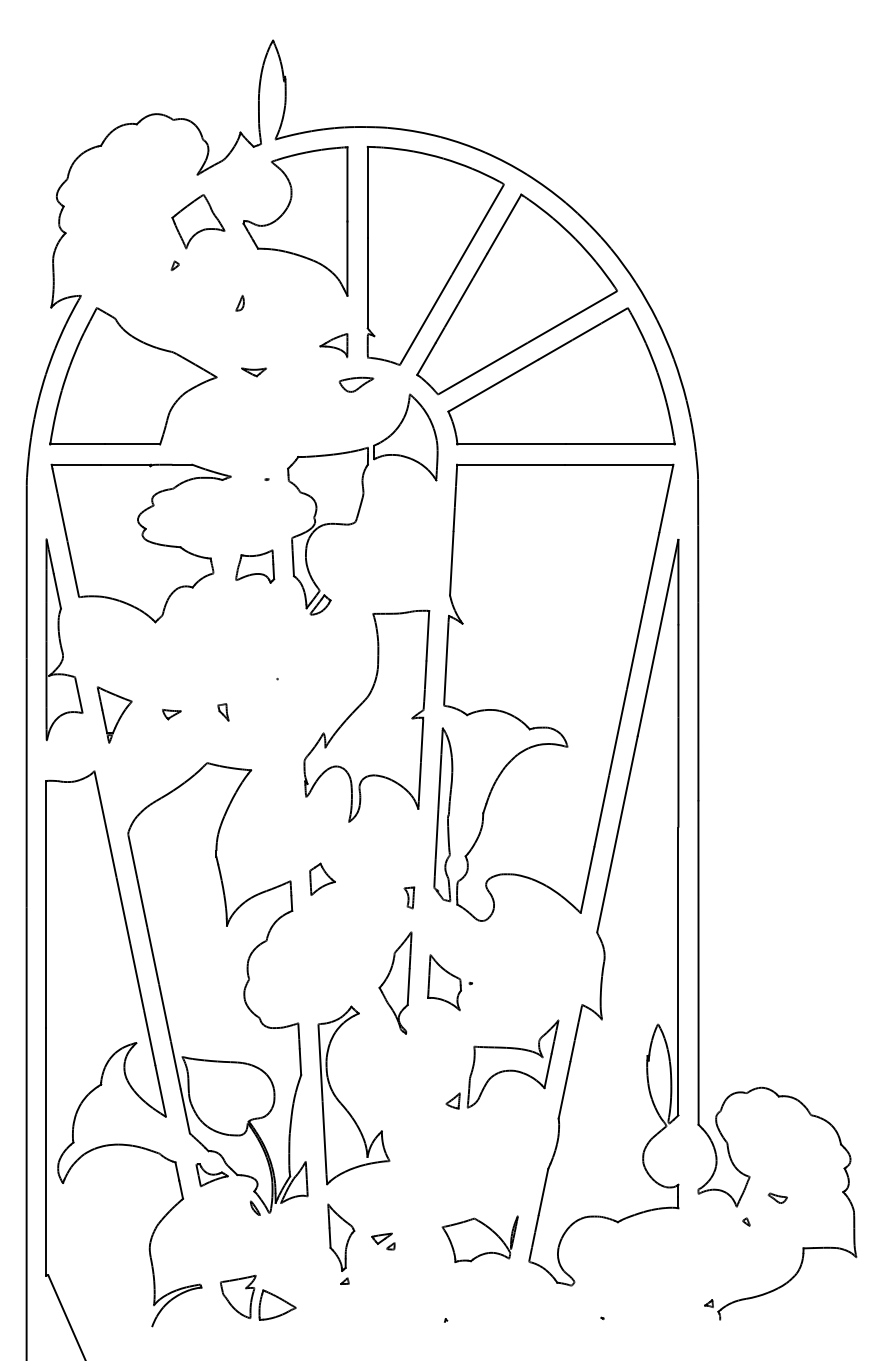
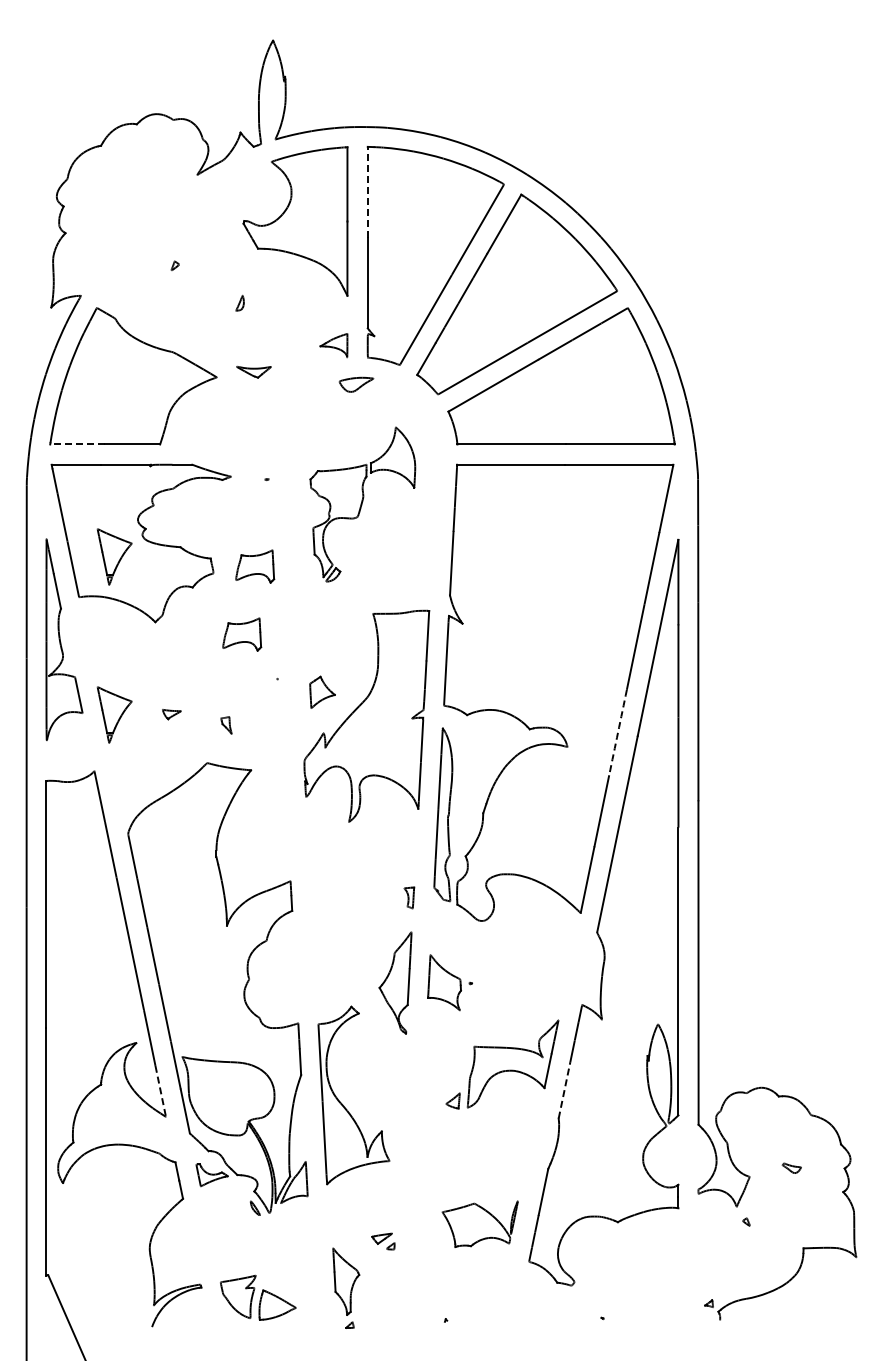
line: solid -> dashed (367, 191)
part: present -> none (198, 221)
part size: 26x11 px -> 36x14 px (253, 371)
line: solid -> dashed (77, 444)
part size: 152x223 px -> 108x157 px (362, 504)
part: none -> present (114, 556)
part: none -> present (242, 634)
part position: (223, 712) -> (226, 725) (226, 725)
arc: solid -> dashed (618, 732)
part position: (322, 878) -> (322, 691) (322, 691)
line: solid -> dashed (564, 1090)
line: solid -> dashed (160, 1091)
part position: (777, 1197) -> (791, 1167) (791, 1167)
part position: (479, 1238) -> (479, 1223) (479, 1223)
part position: (341, 1243) -> (346, 1287) (346, 1287)
